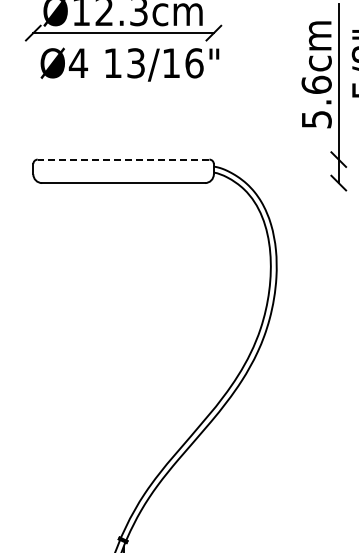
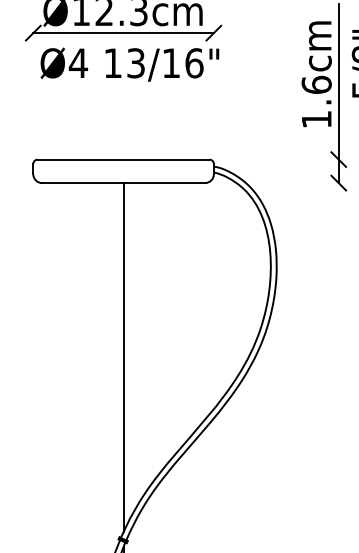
text: 5.6cm -> 1.6cm (316, 119)
line: dashed -> solid (123, 159)
line: none -> present (123, 357)
